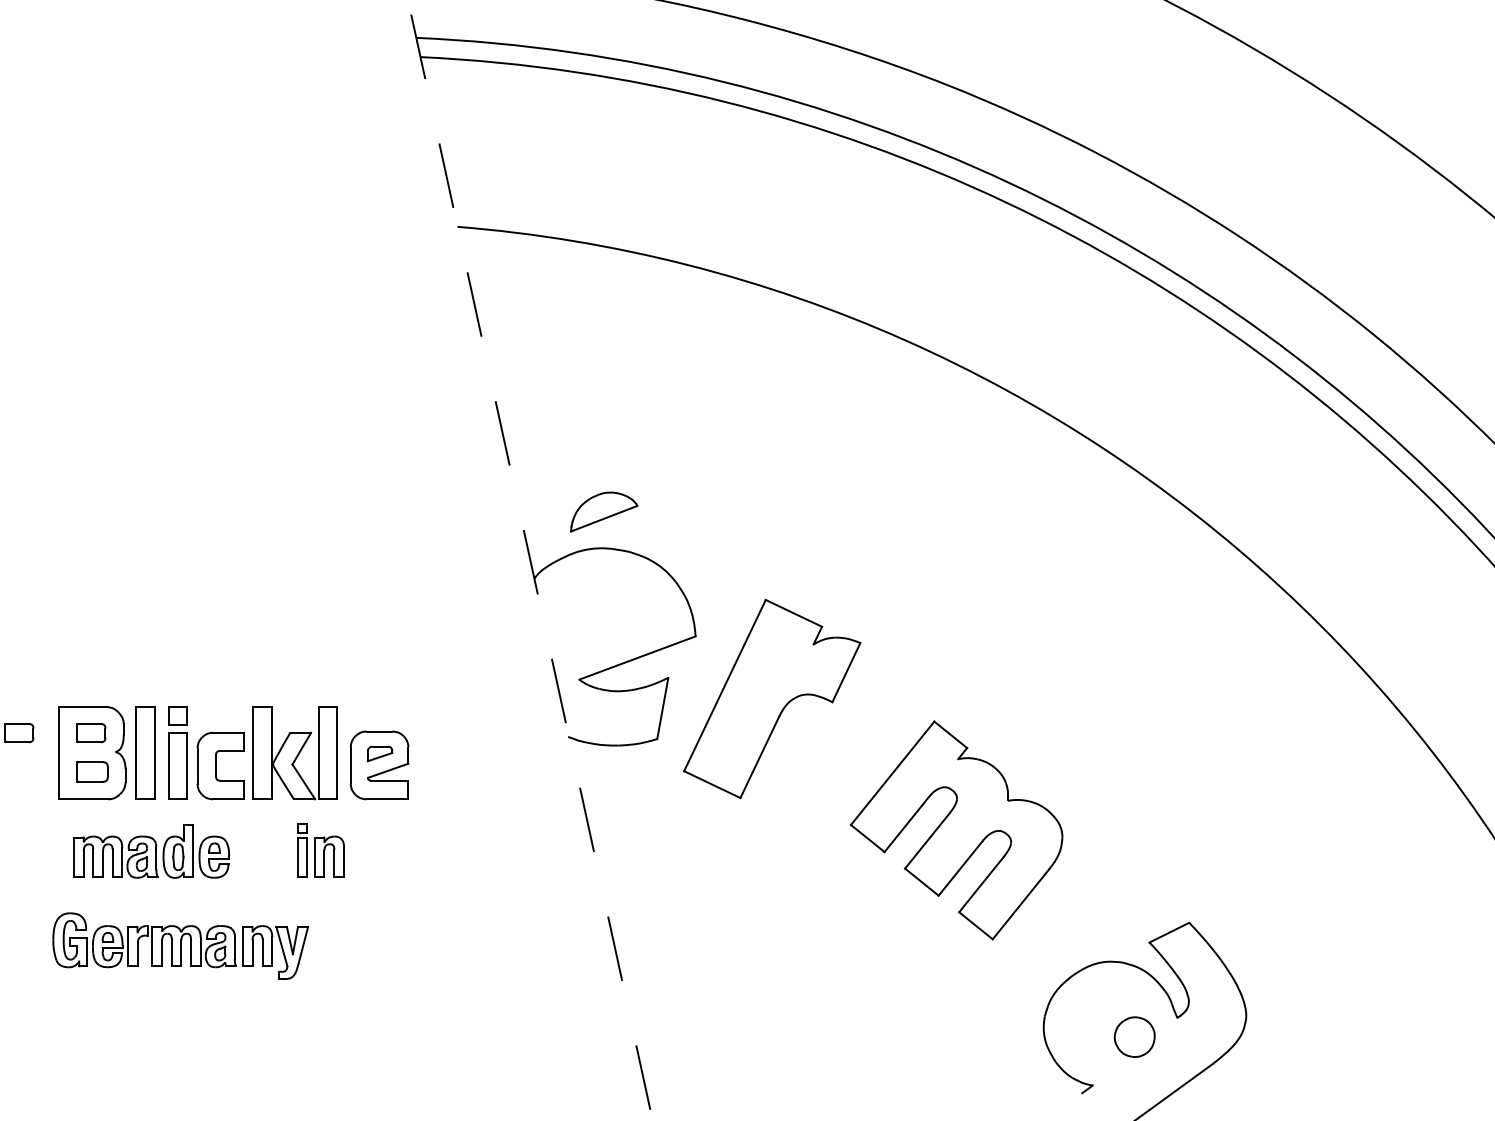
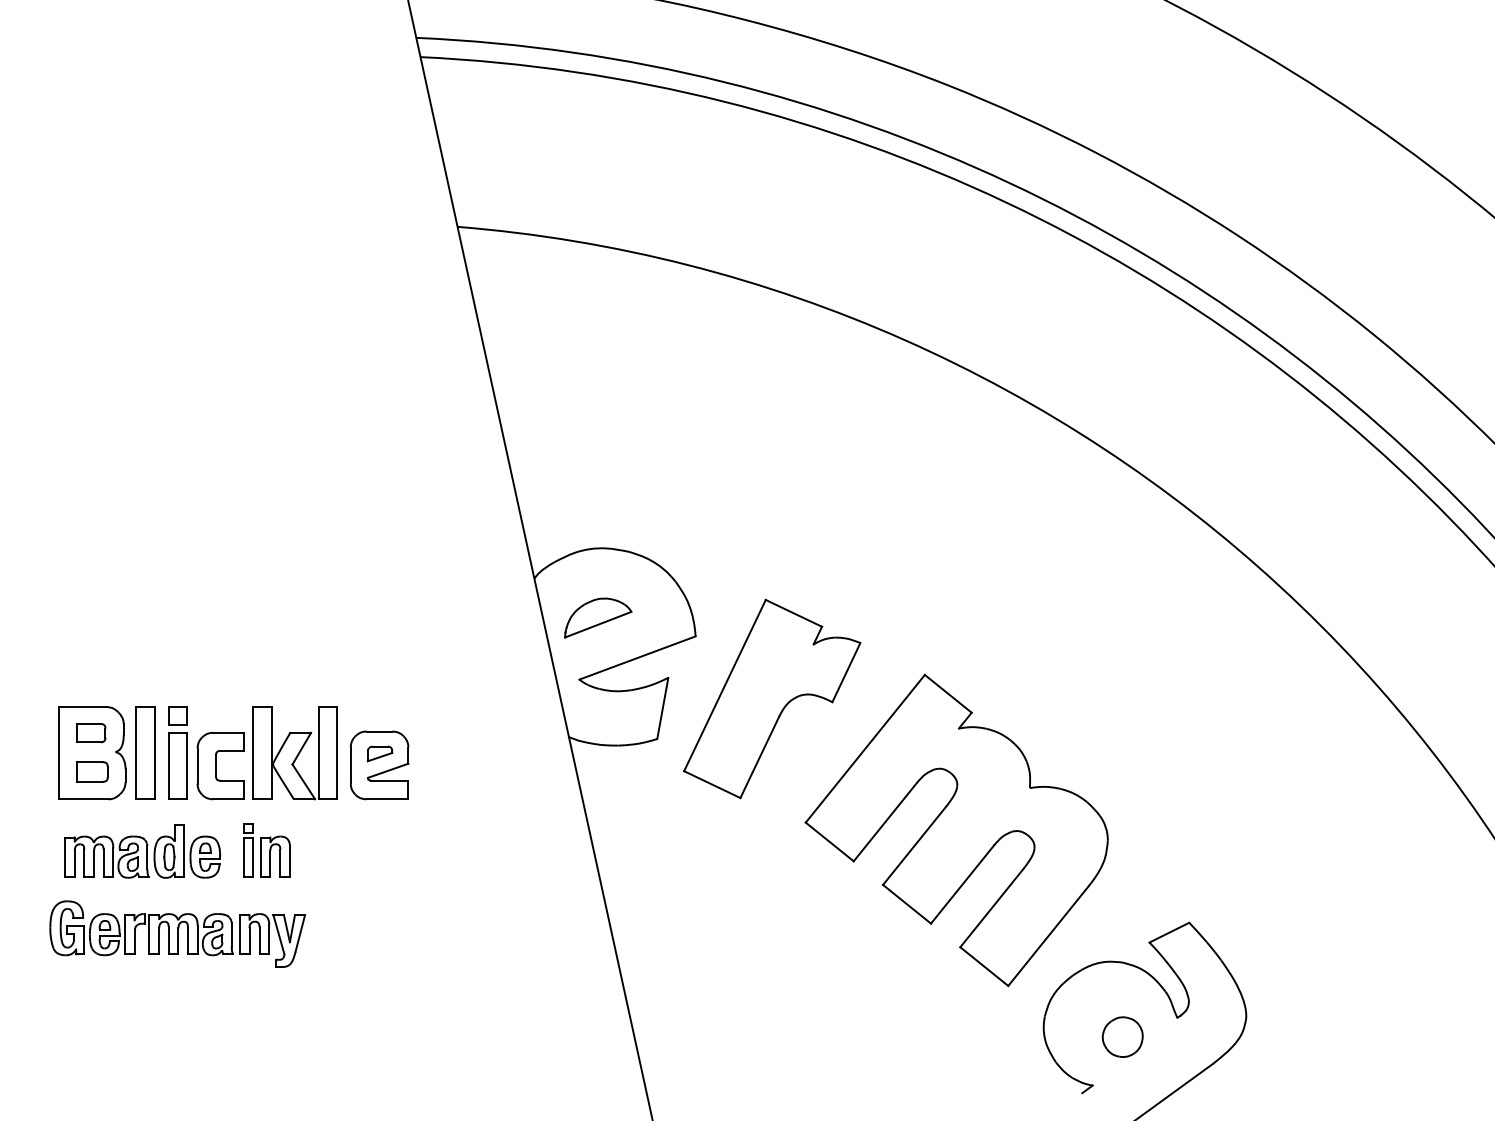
part position: (604, 511) -> (598, 617) (598, 617)
line: dashed -> solid (530, 560)
part: present -> none (19, 733)
part size: 215x221 px -> 305x315 px (956, 830)
part position: (320, 850) -> (266, 850) (266, 850)
part position: (151, 851) -> (142, 851) (142, 851)
part position: (180, 945) -> (177, 933) (177, 933)
part position: (1134, 1036) -> (1122, 1036) (1122, 1036)
